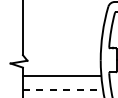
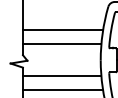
line: none -> present (62, 29)
line: none -> present (61, 43)
line: dashed -> solid (63, 89)
